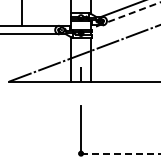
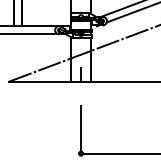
line: dashed -> solid (133, 12)
line: none -> present (13, 14)
line: dashed -> solid (121, 153)
